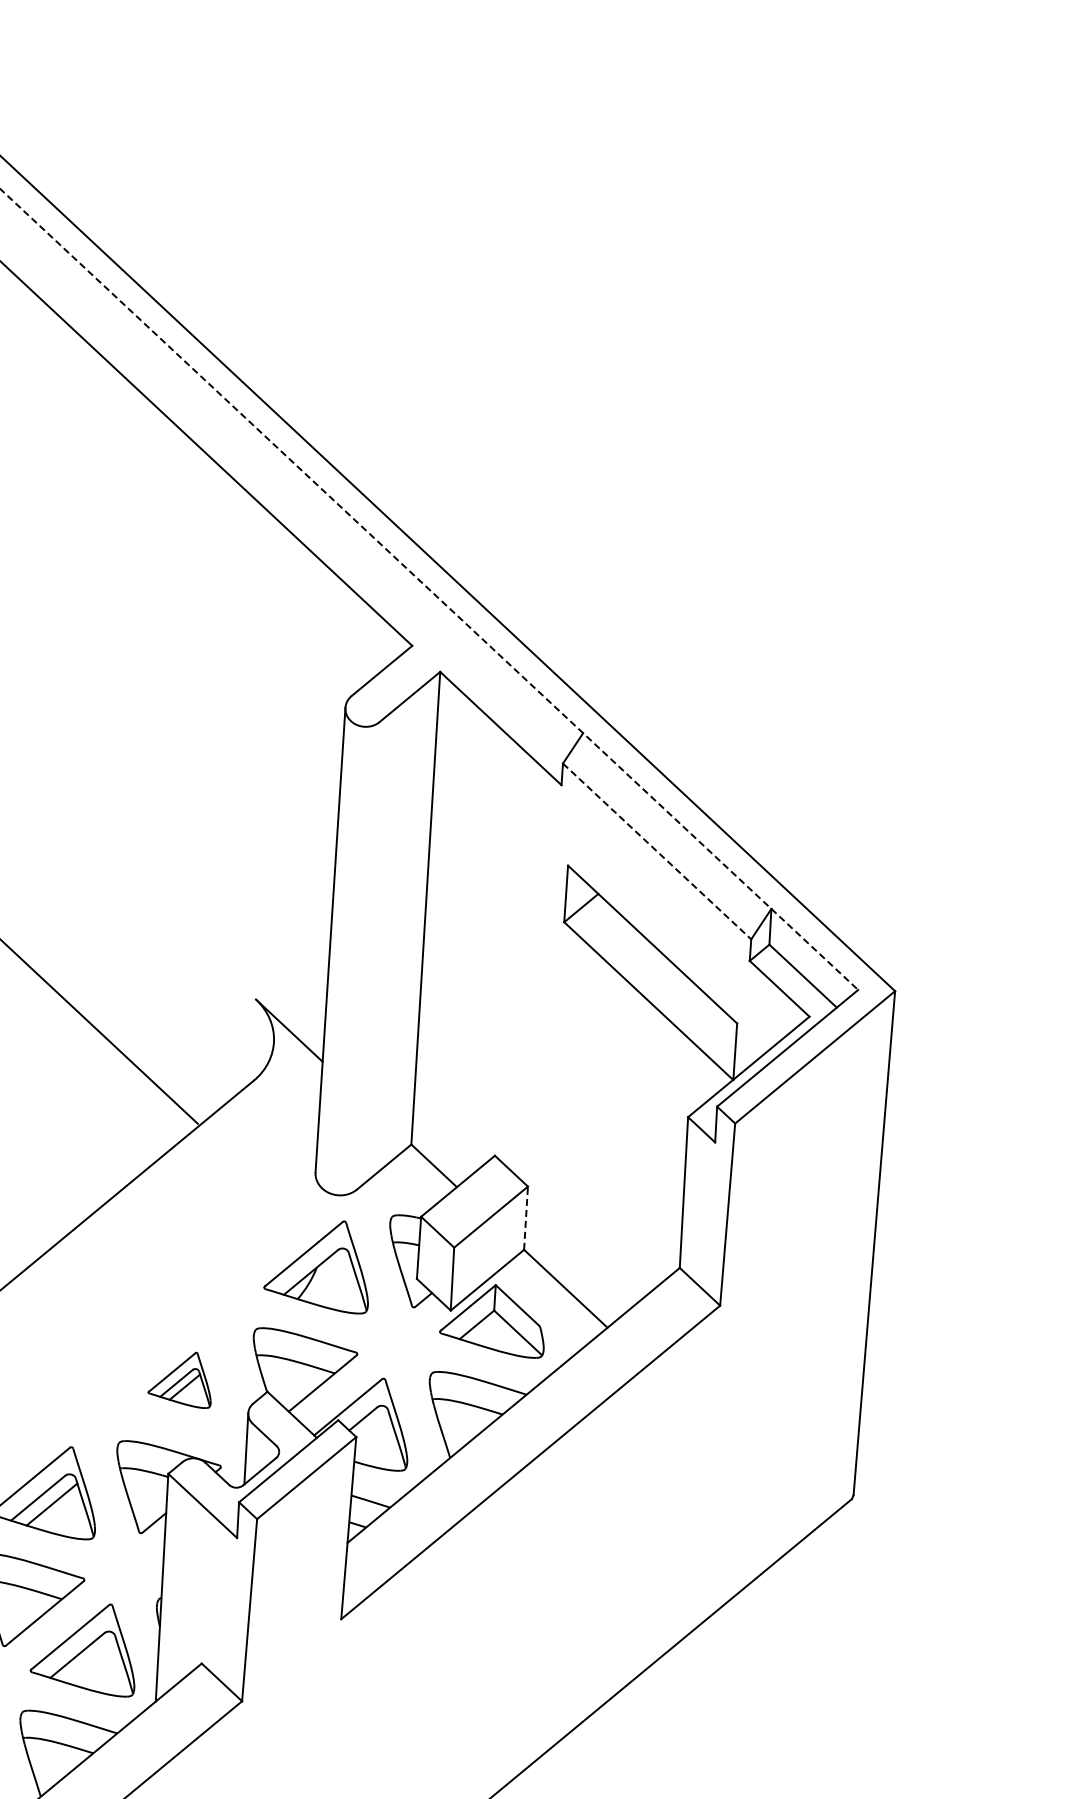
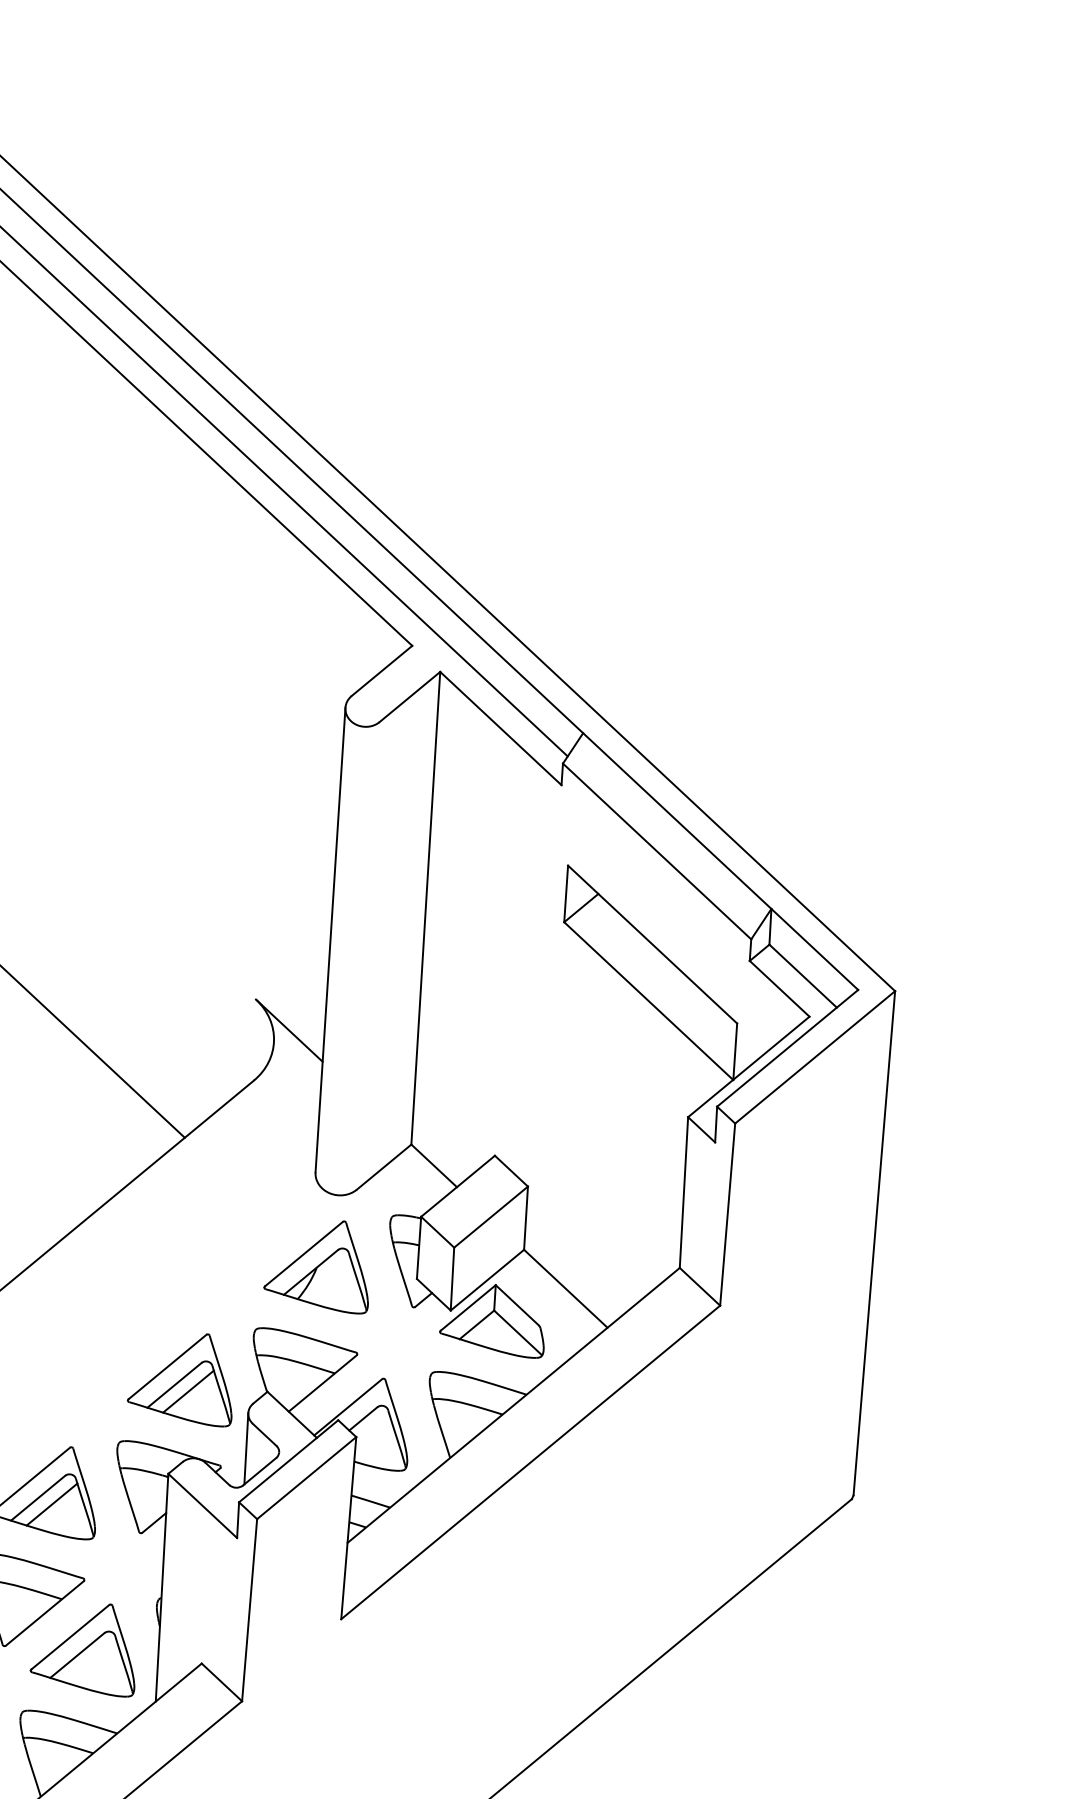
line: none -> present (284, 492)
line: dashed -> solid (429, 589)
line: dashed -> solid (657, 851)
line position: (99, 1032) -> (93, 1052) (93, 1052)
line: dashed -> solid (526, 1218)
part size: 65x58 px -> 107x95 px (179, 1380)
